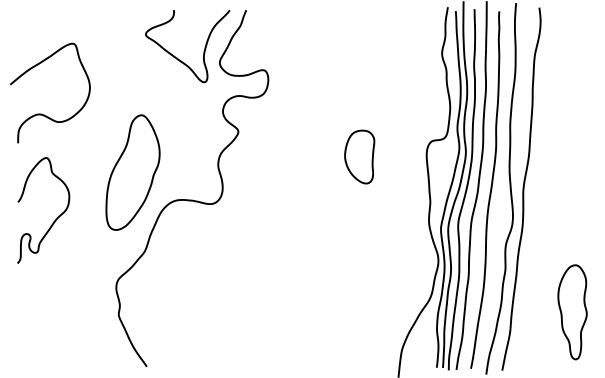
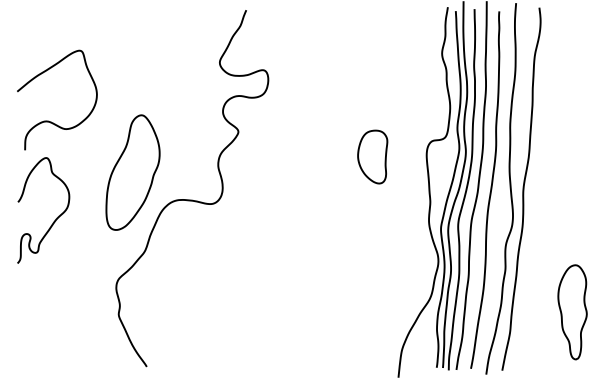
curve: present -> none (177, 57)
curve position: (44, 114) -> (51, 121) (51, 121)
part position: (359, 156) -> (372, 156) (372, 156)
